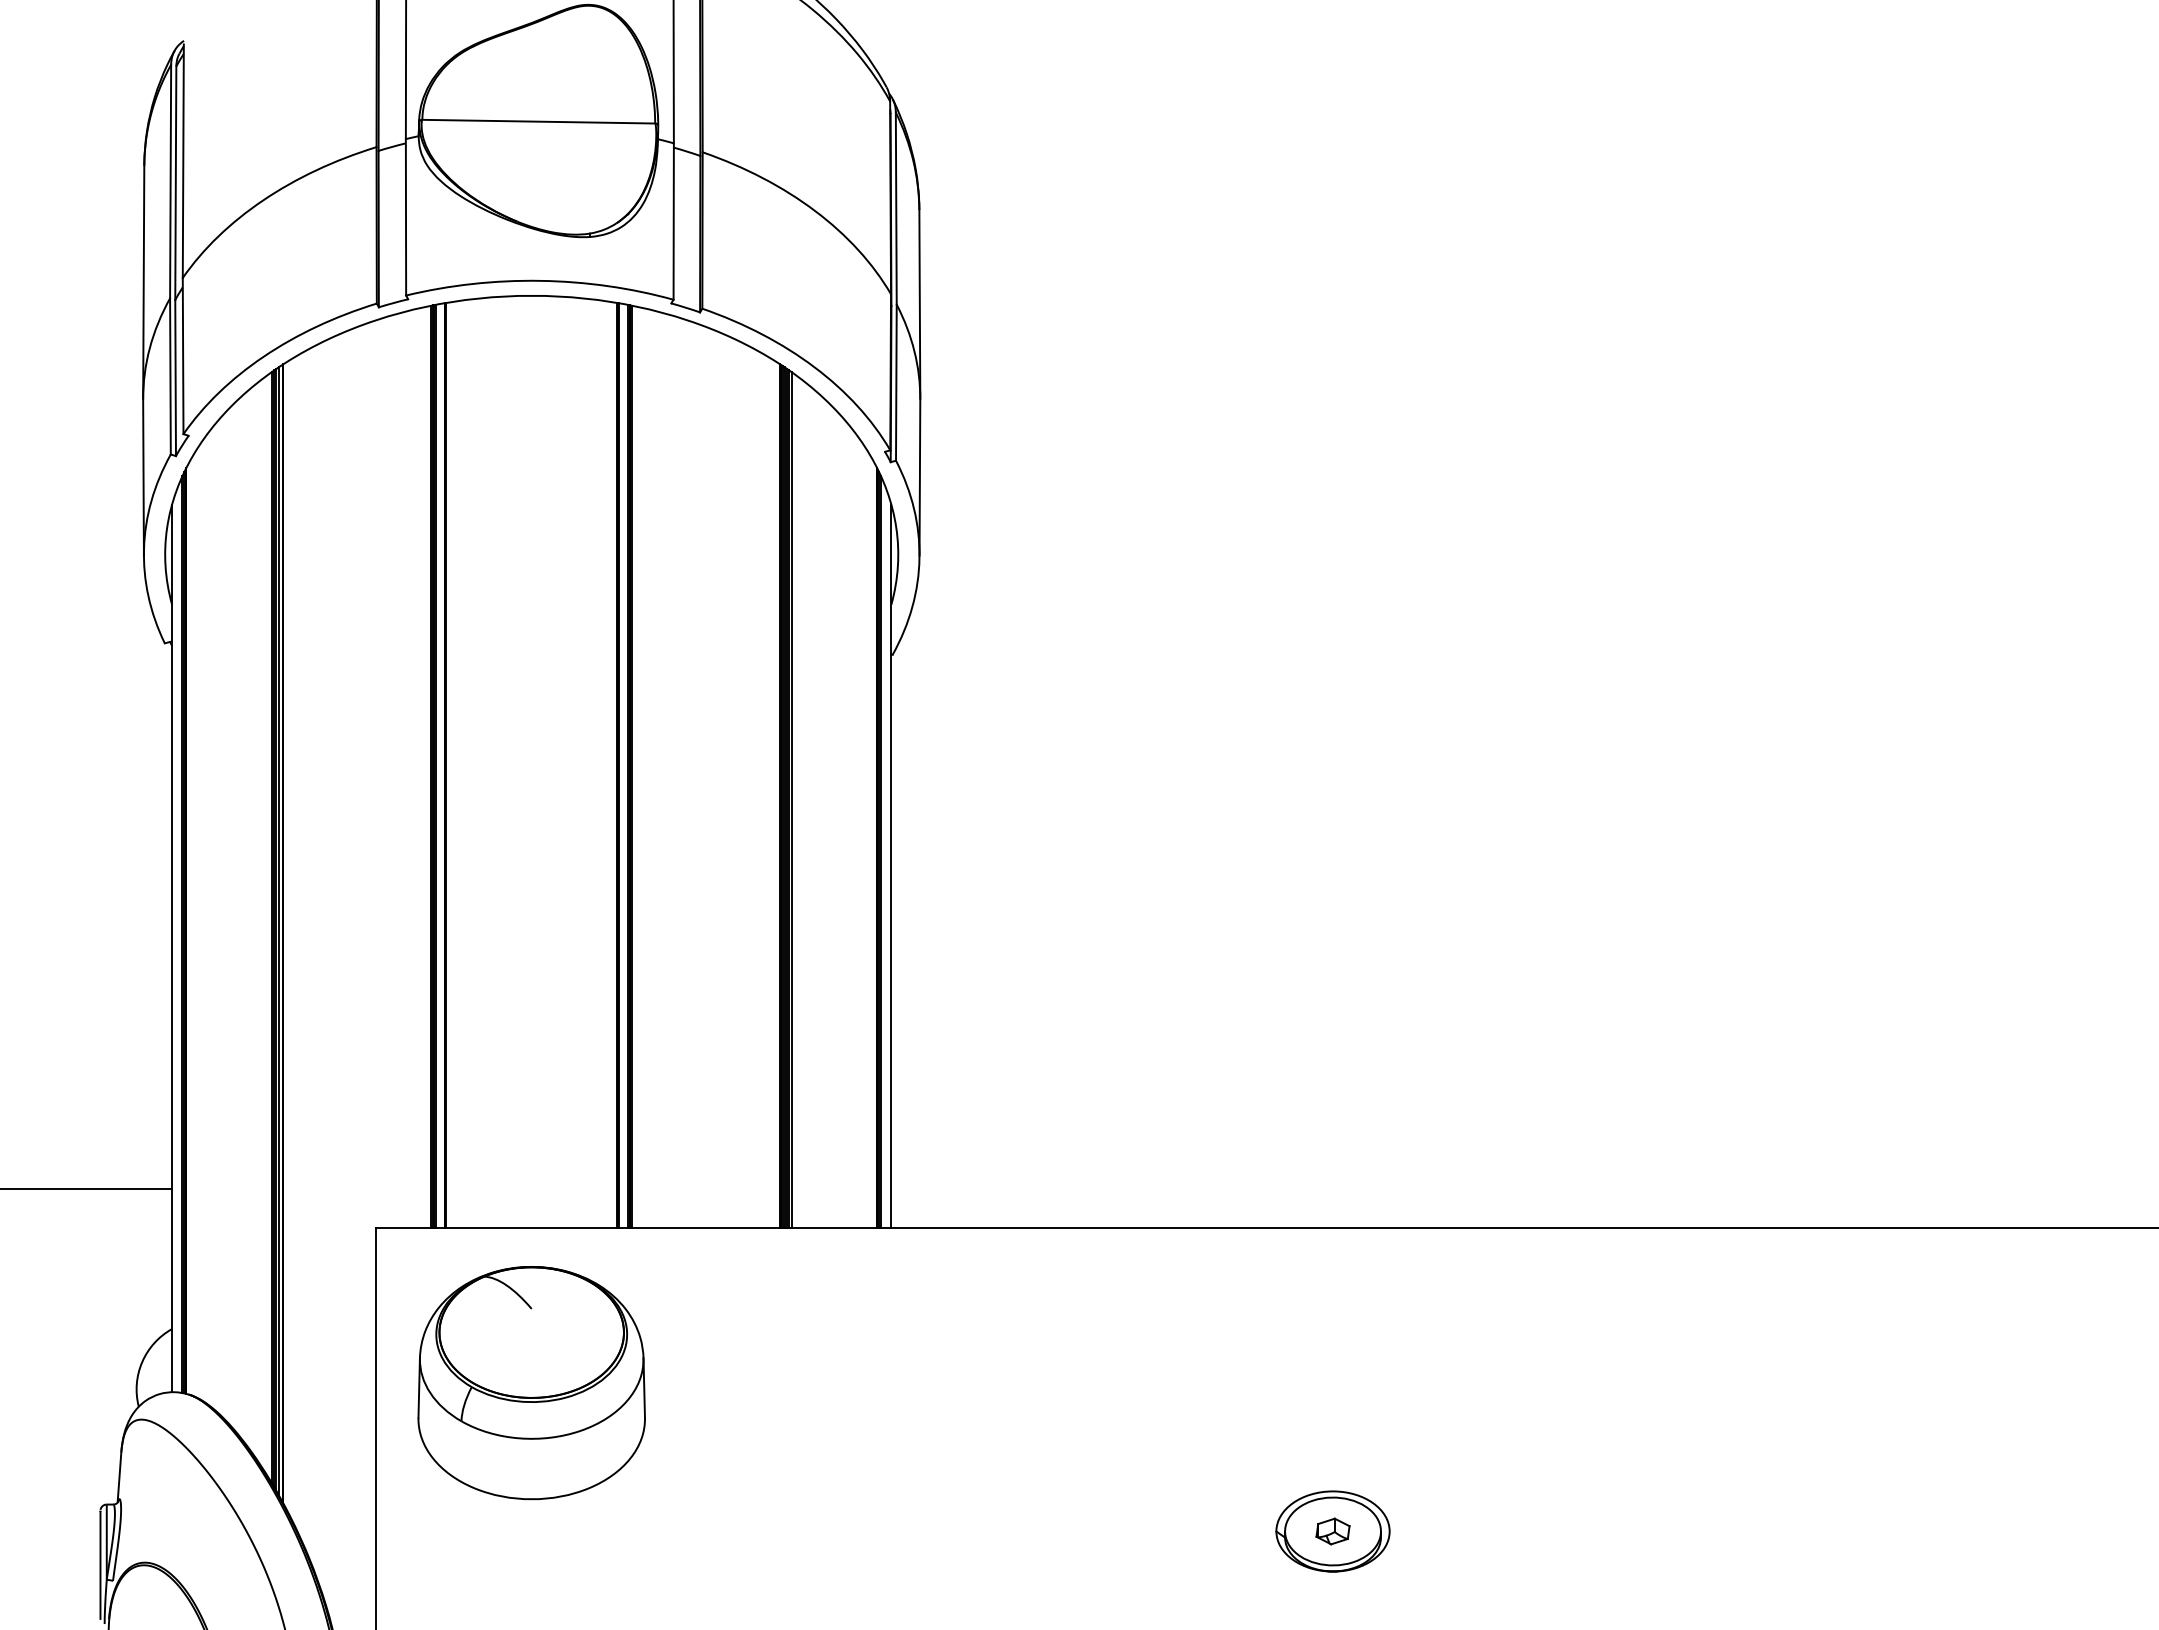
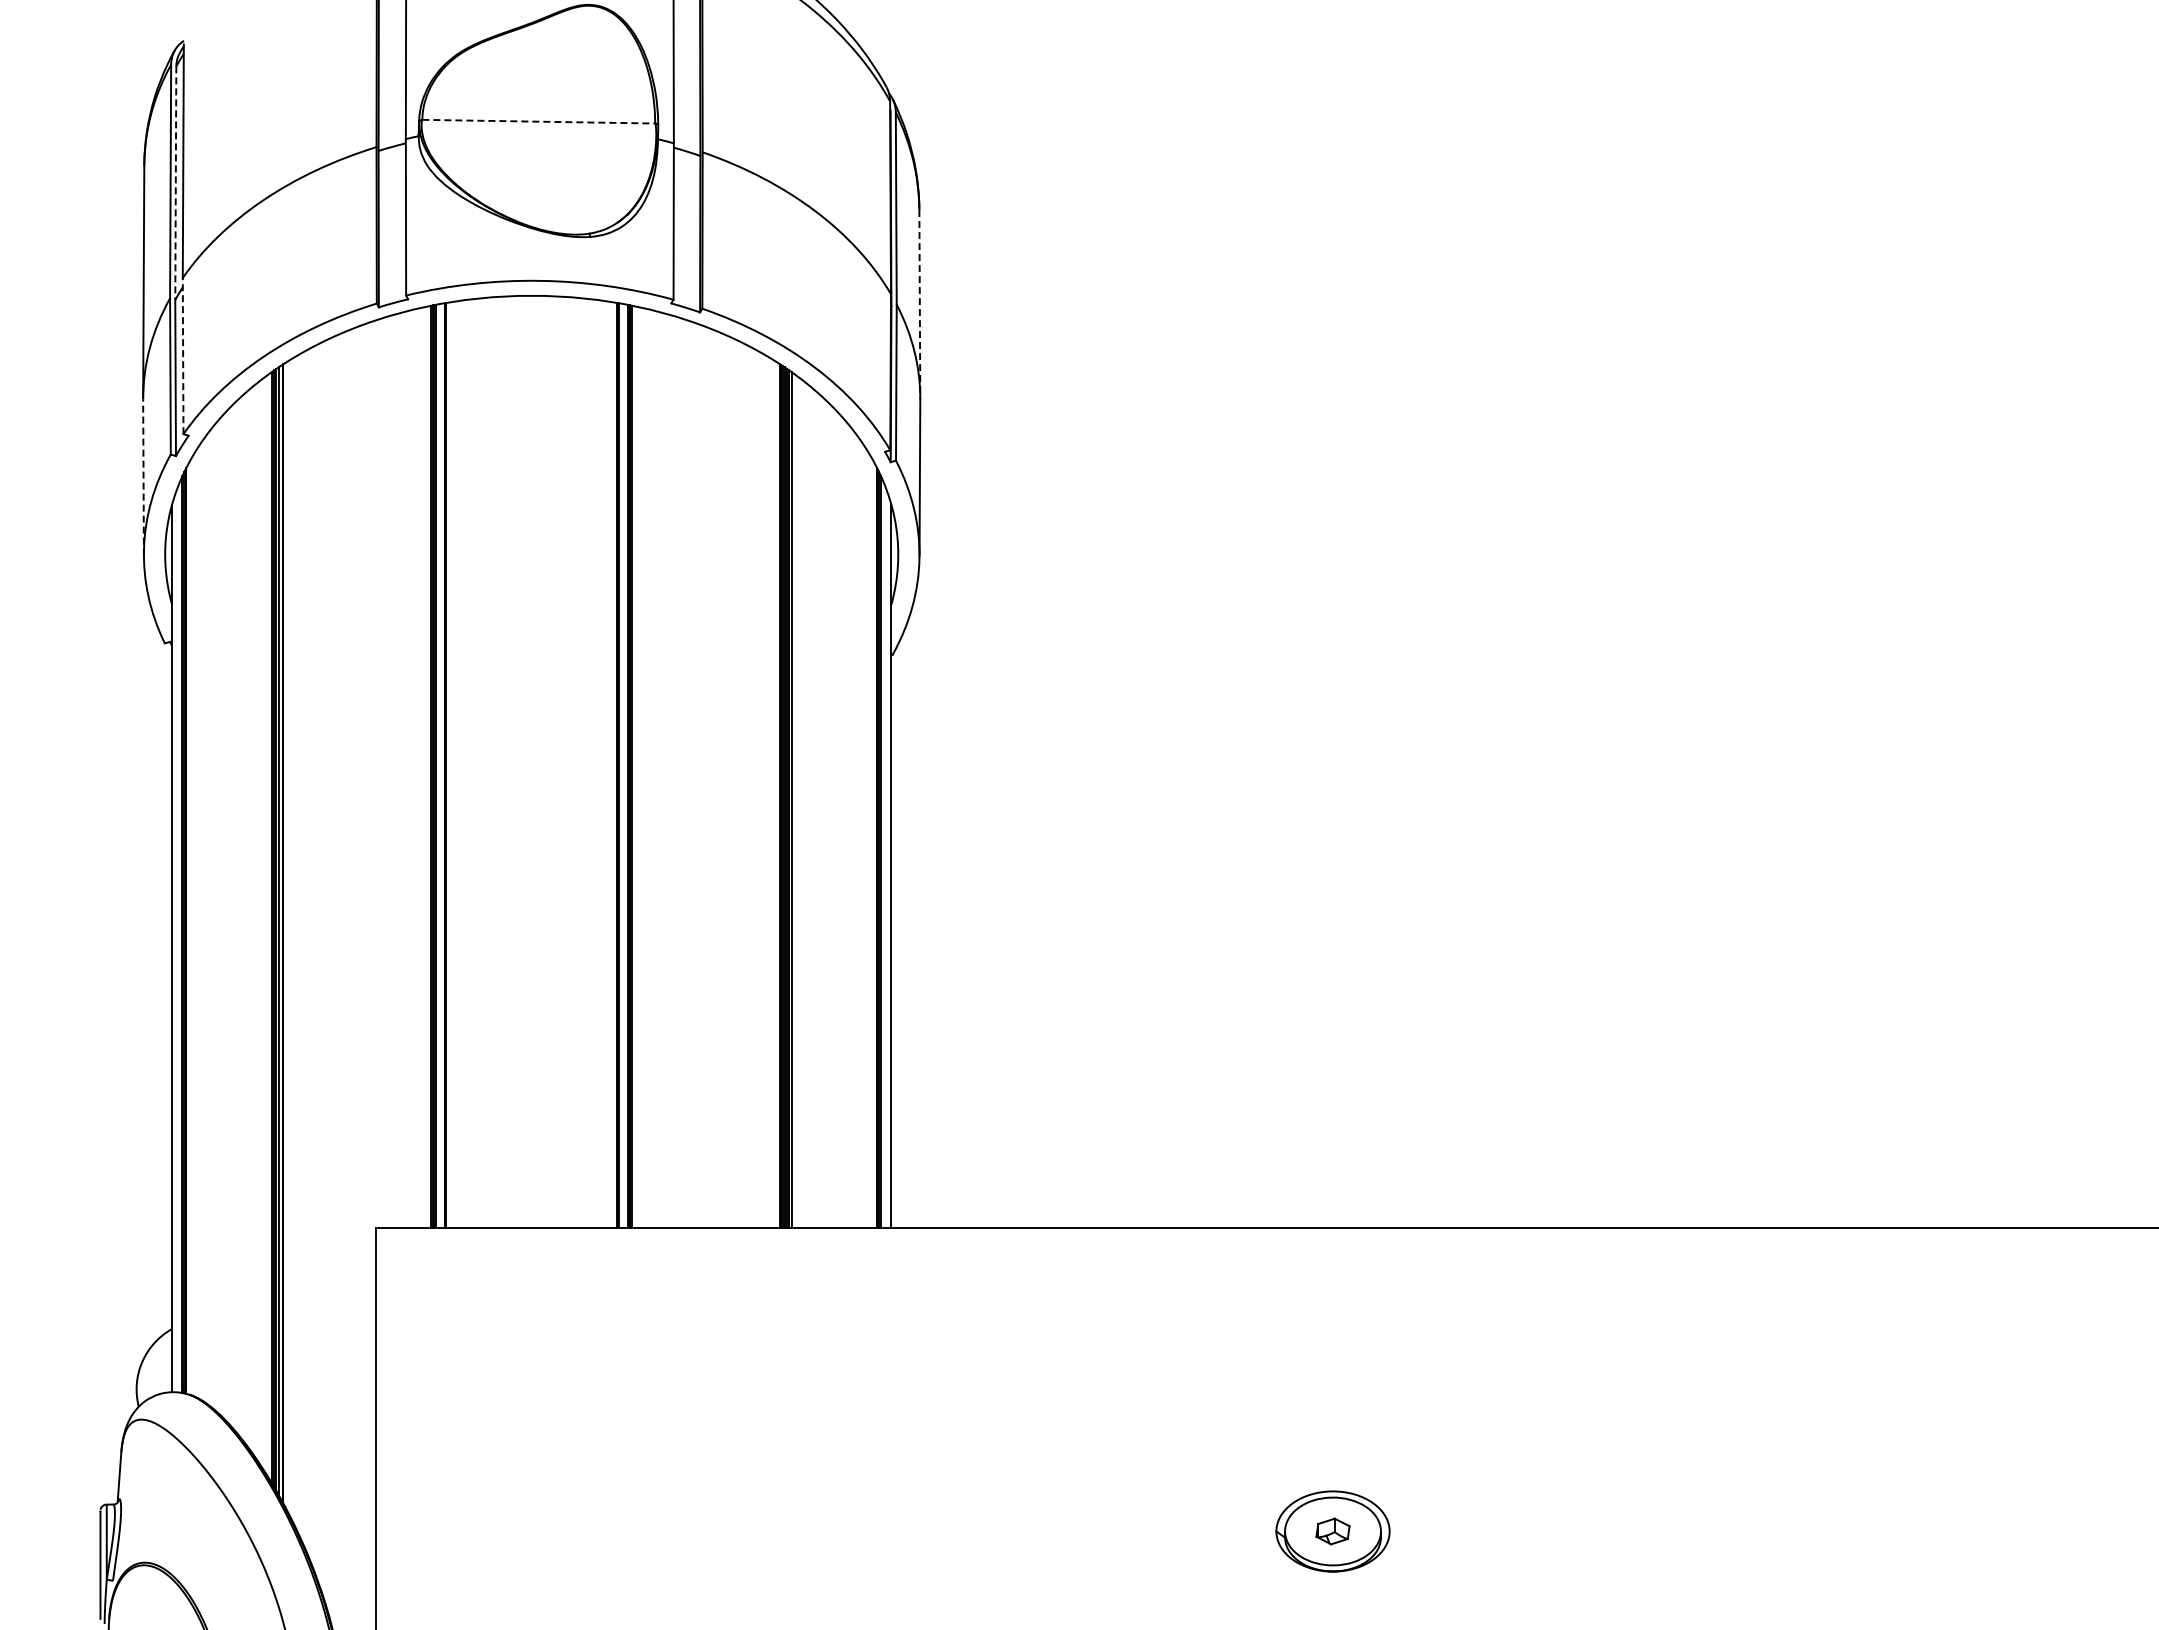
line: solid -> dashed (539, 121)
line: solid -> dashed (175, 183)
line: solid -> dashed (919, 303)
line: solid -> dashed (183, 355)
line: solid -> dashed (143, 477)
line: present -> none (87, 1189)
part: present -> none (531, 1383)
